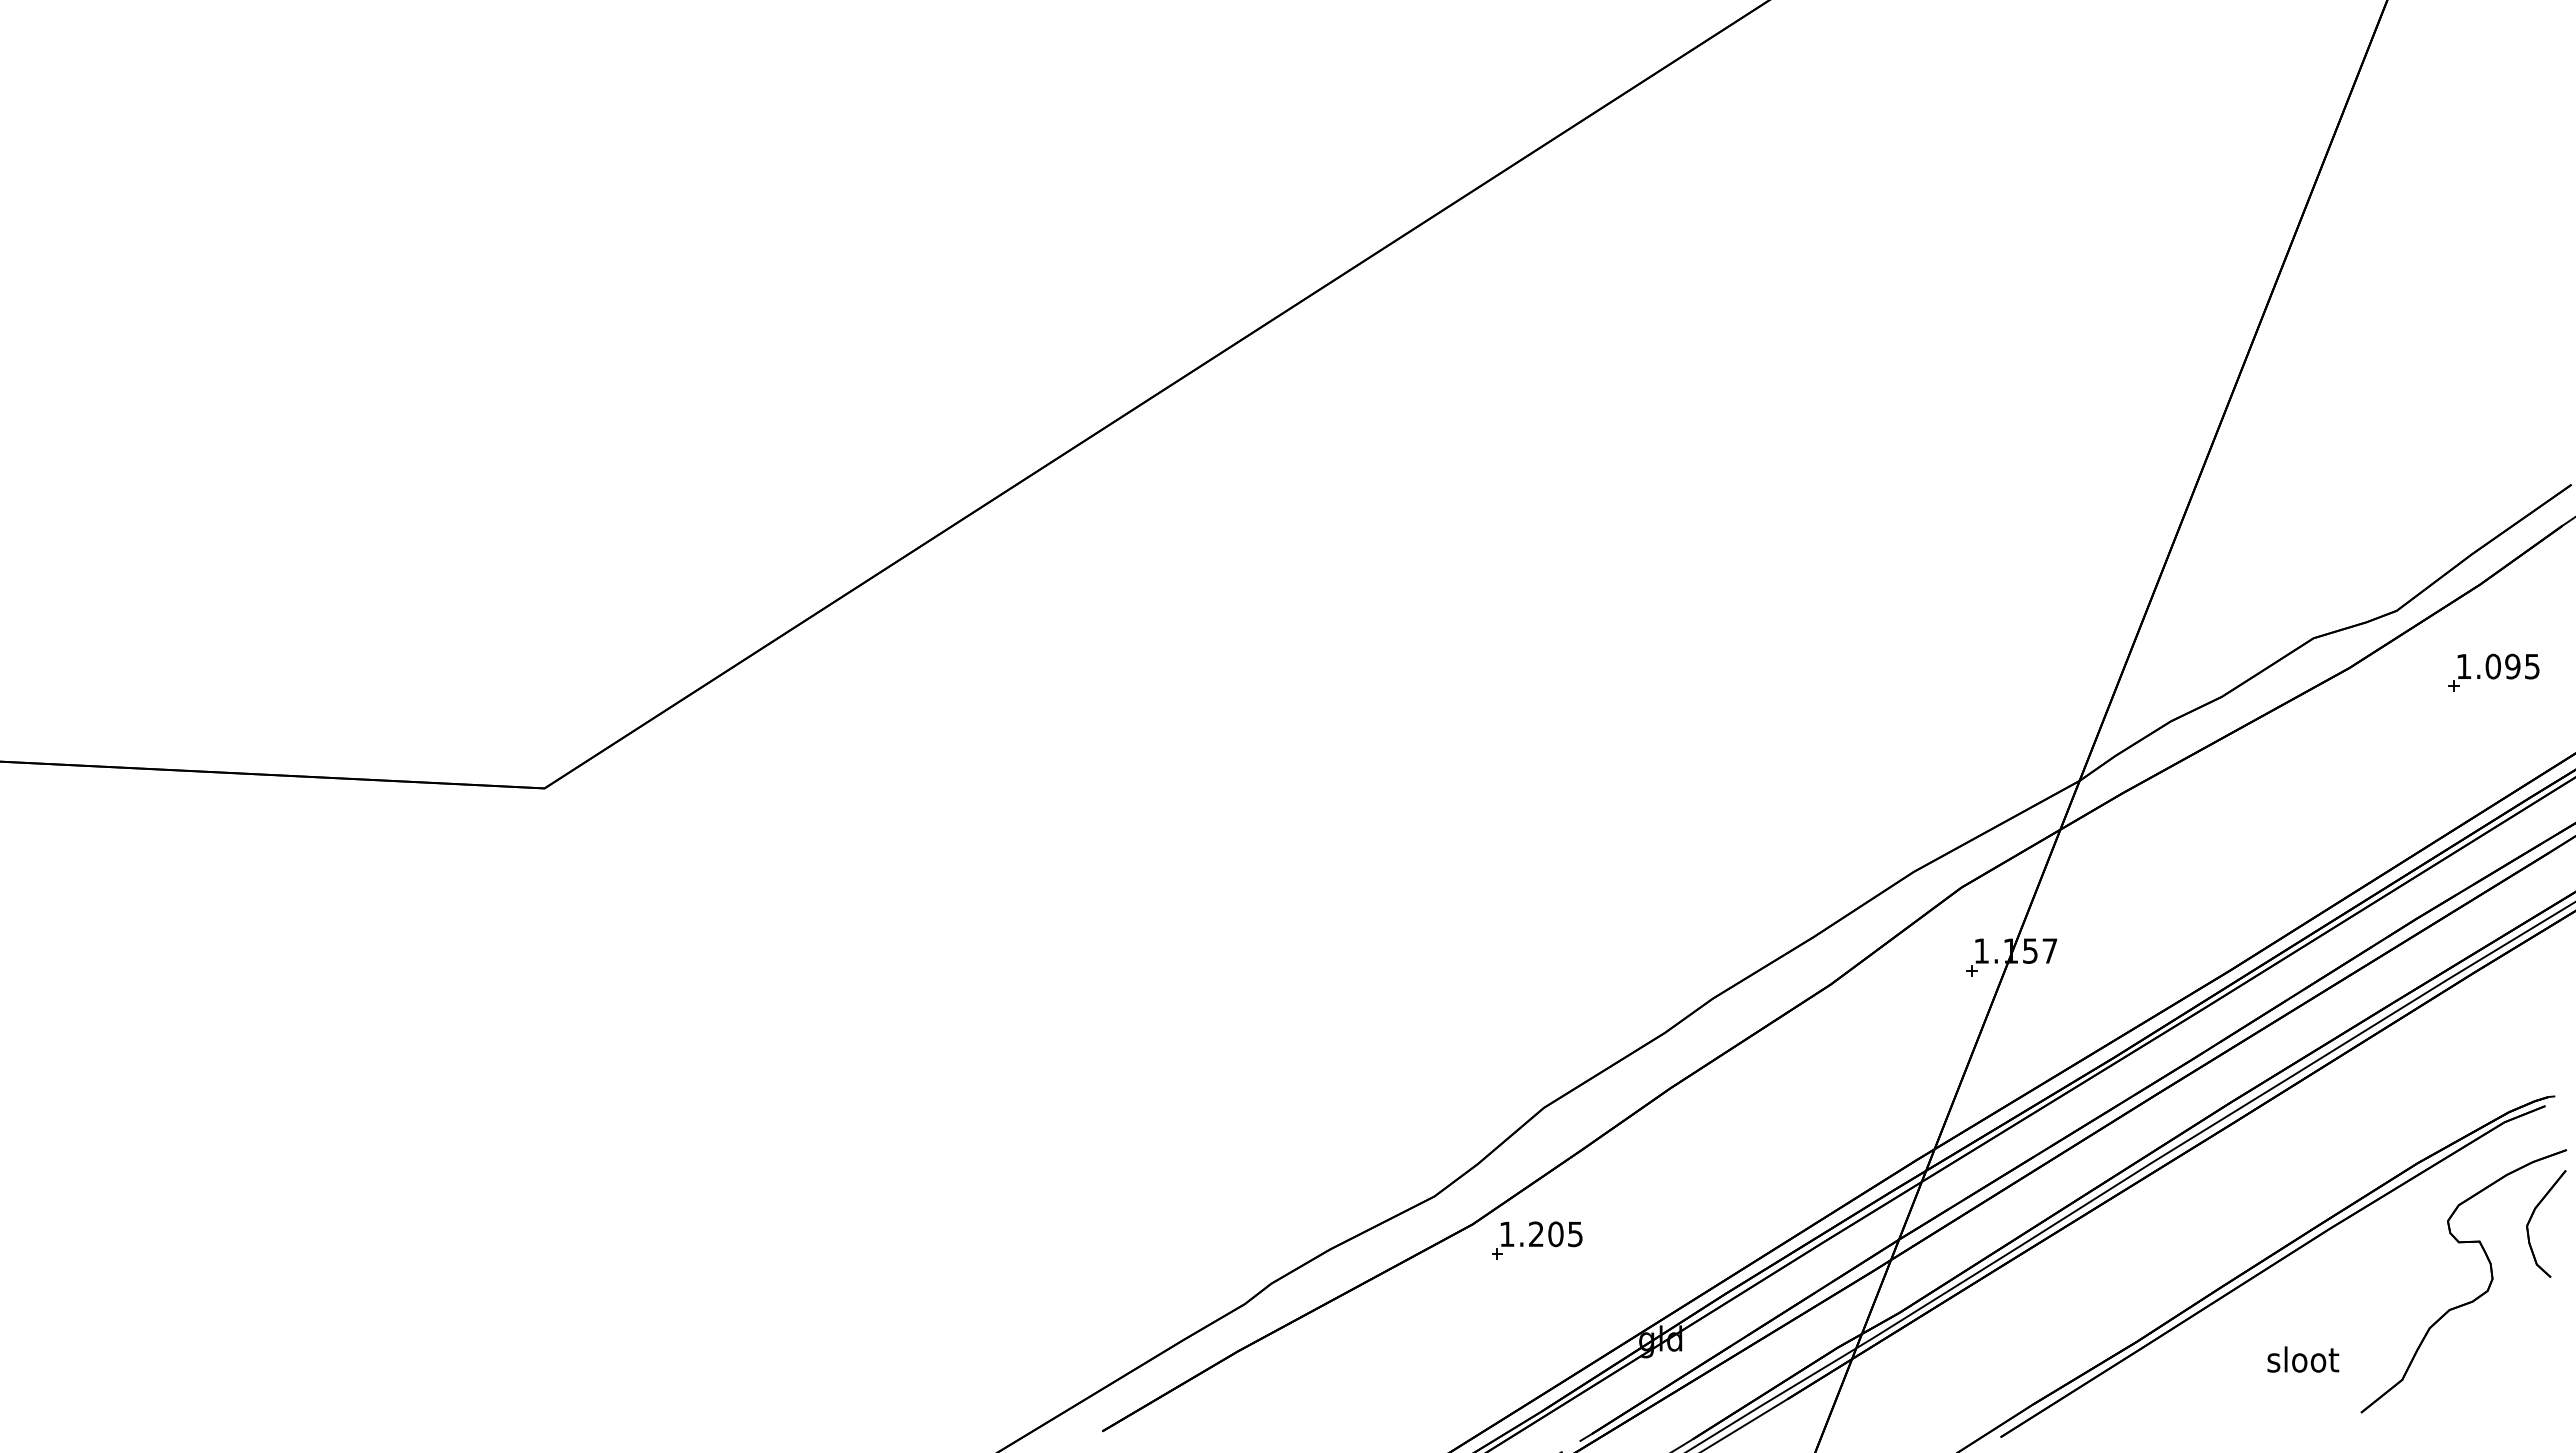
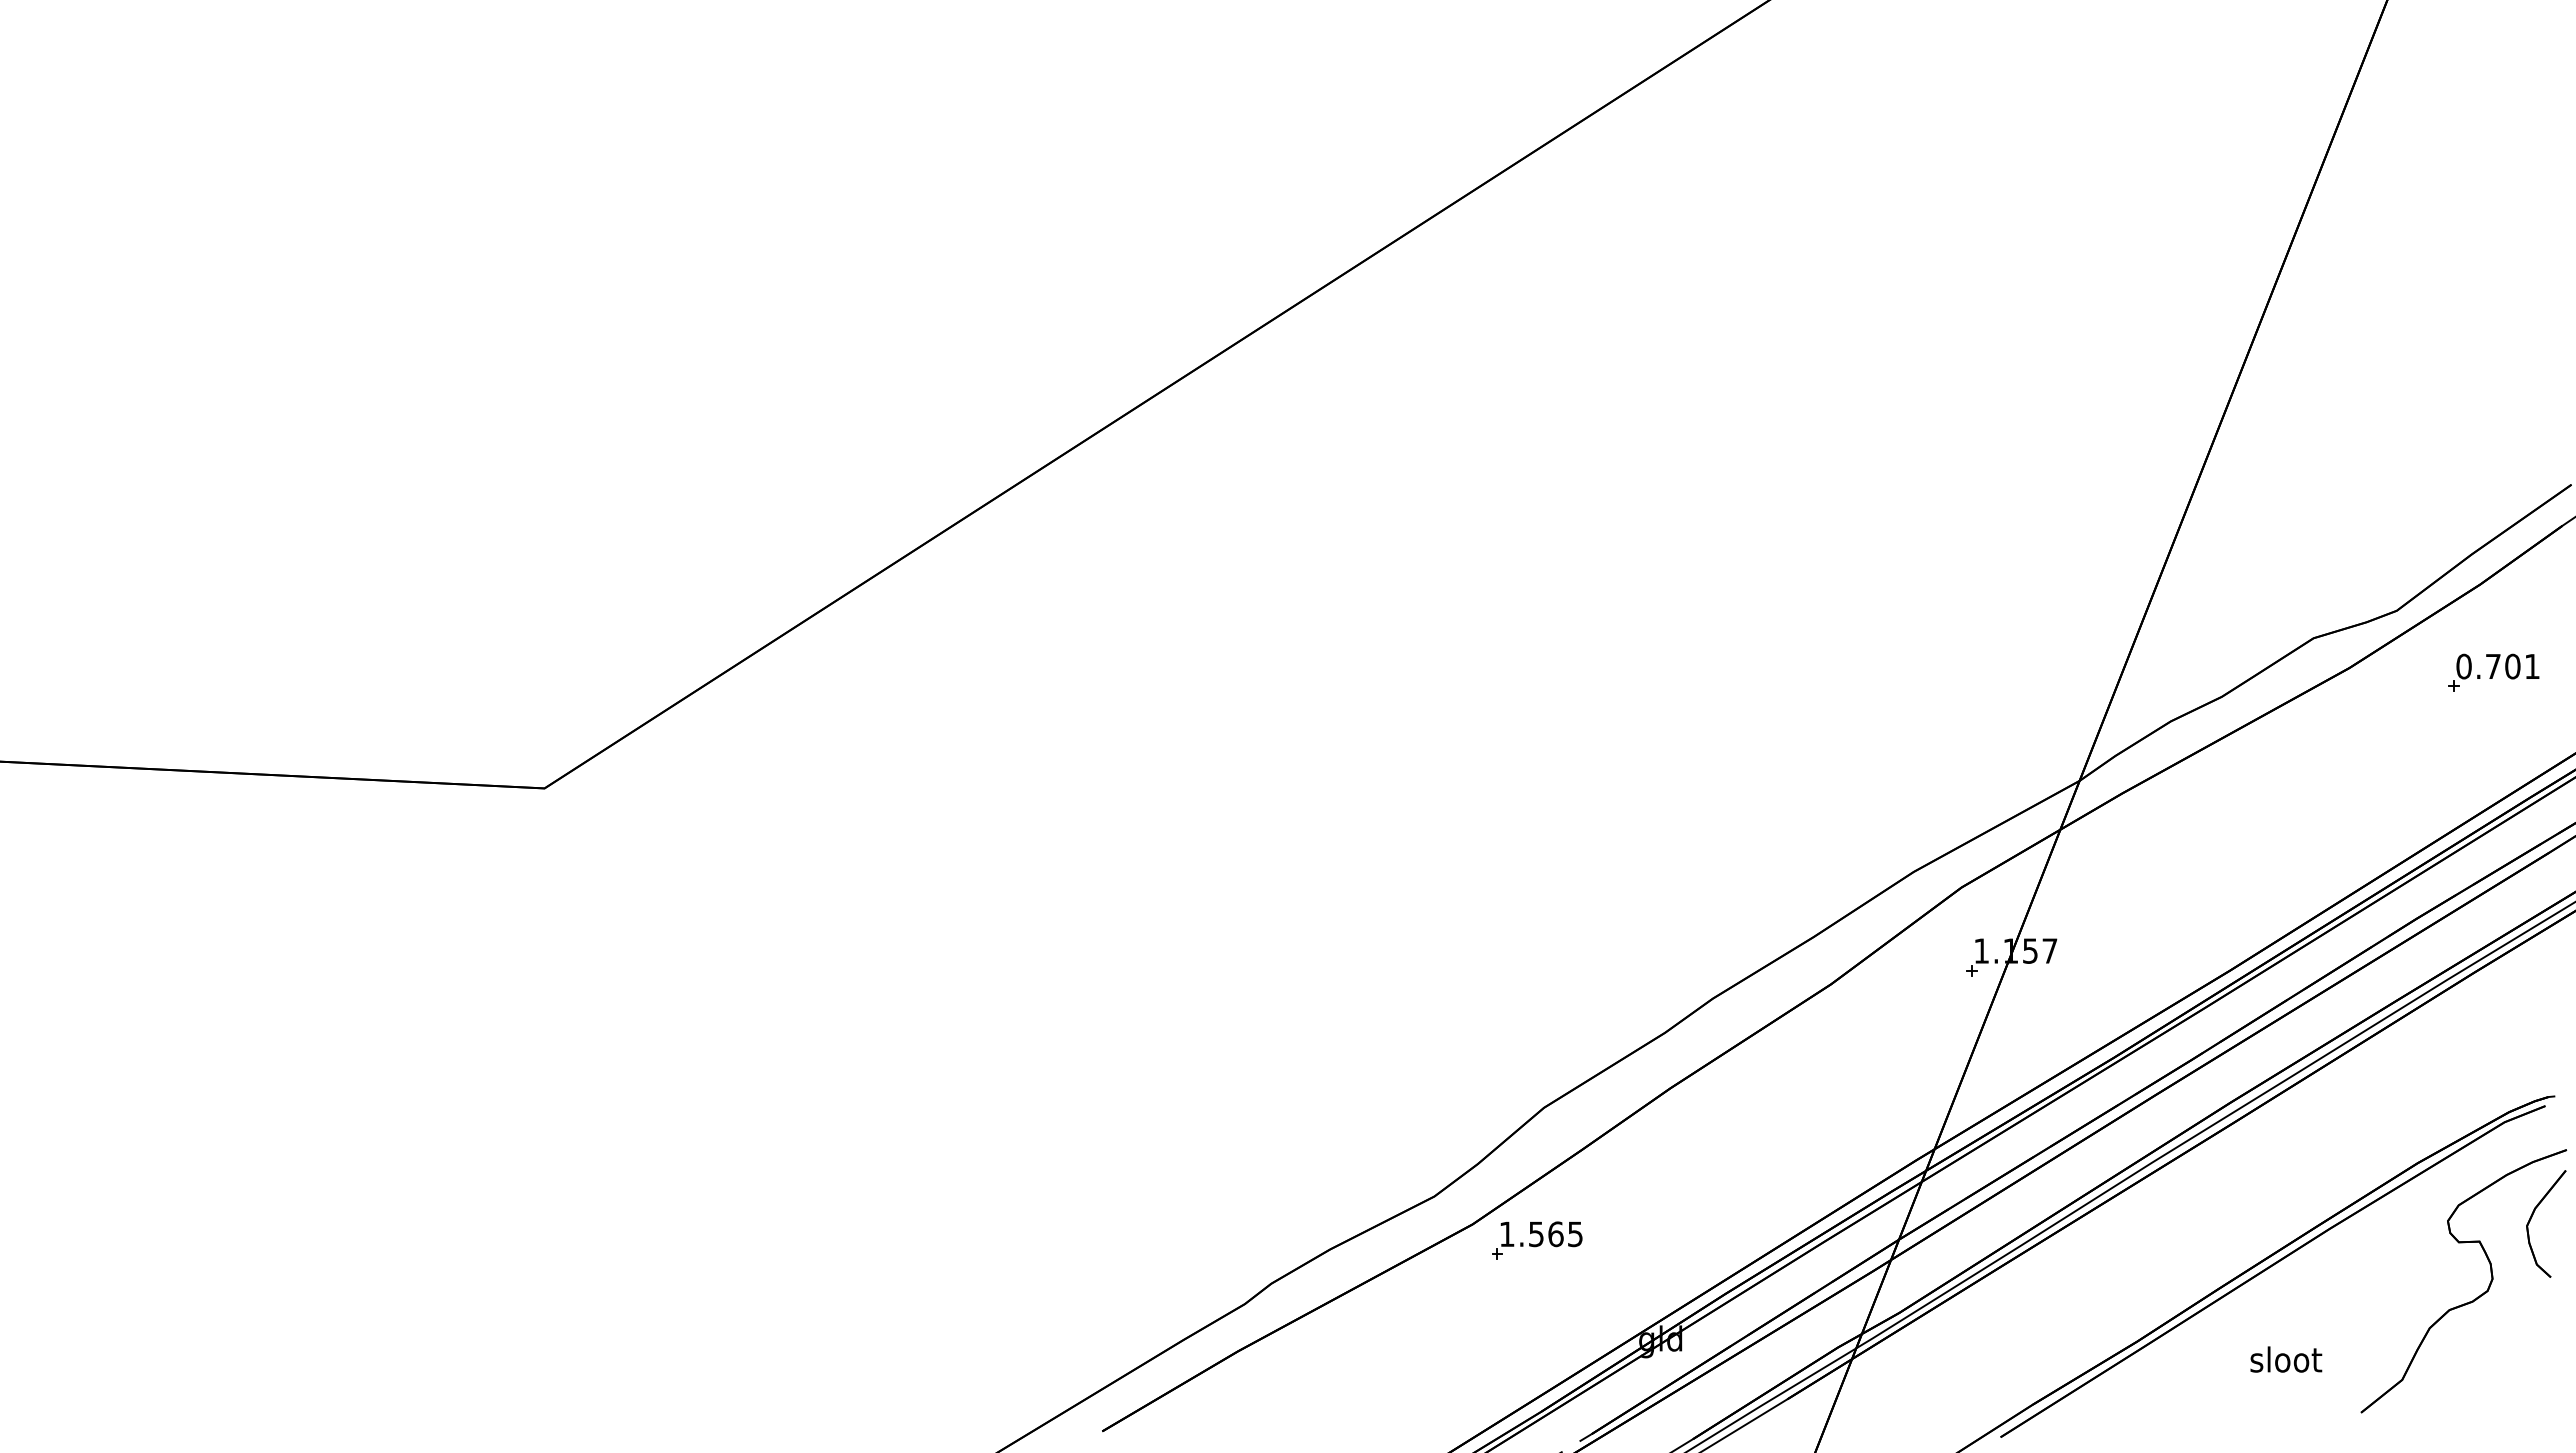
text: 1.095 -> 0.701 (2497, 666)
text: 1.205 -> 1.565 (1546, 1234)
text position: (2303, 1359) -> (2286, 1359) (2286, 1359)
